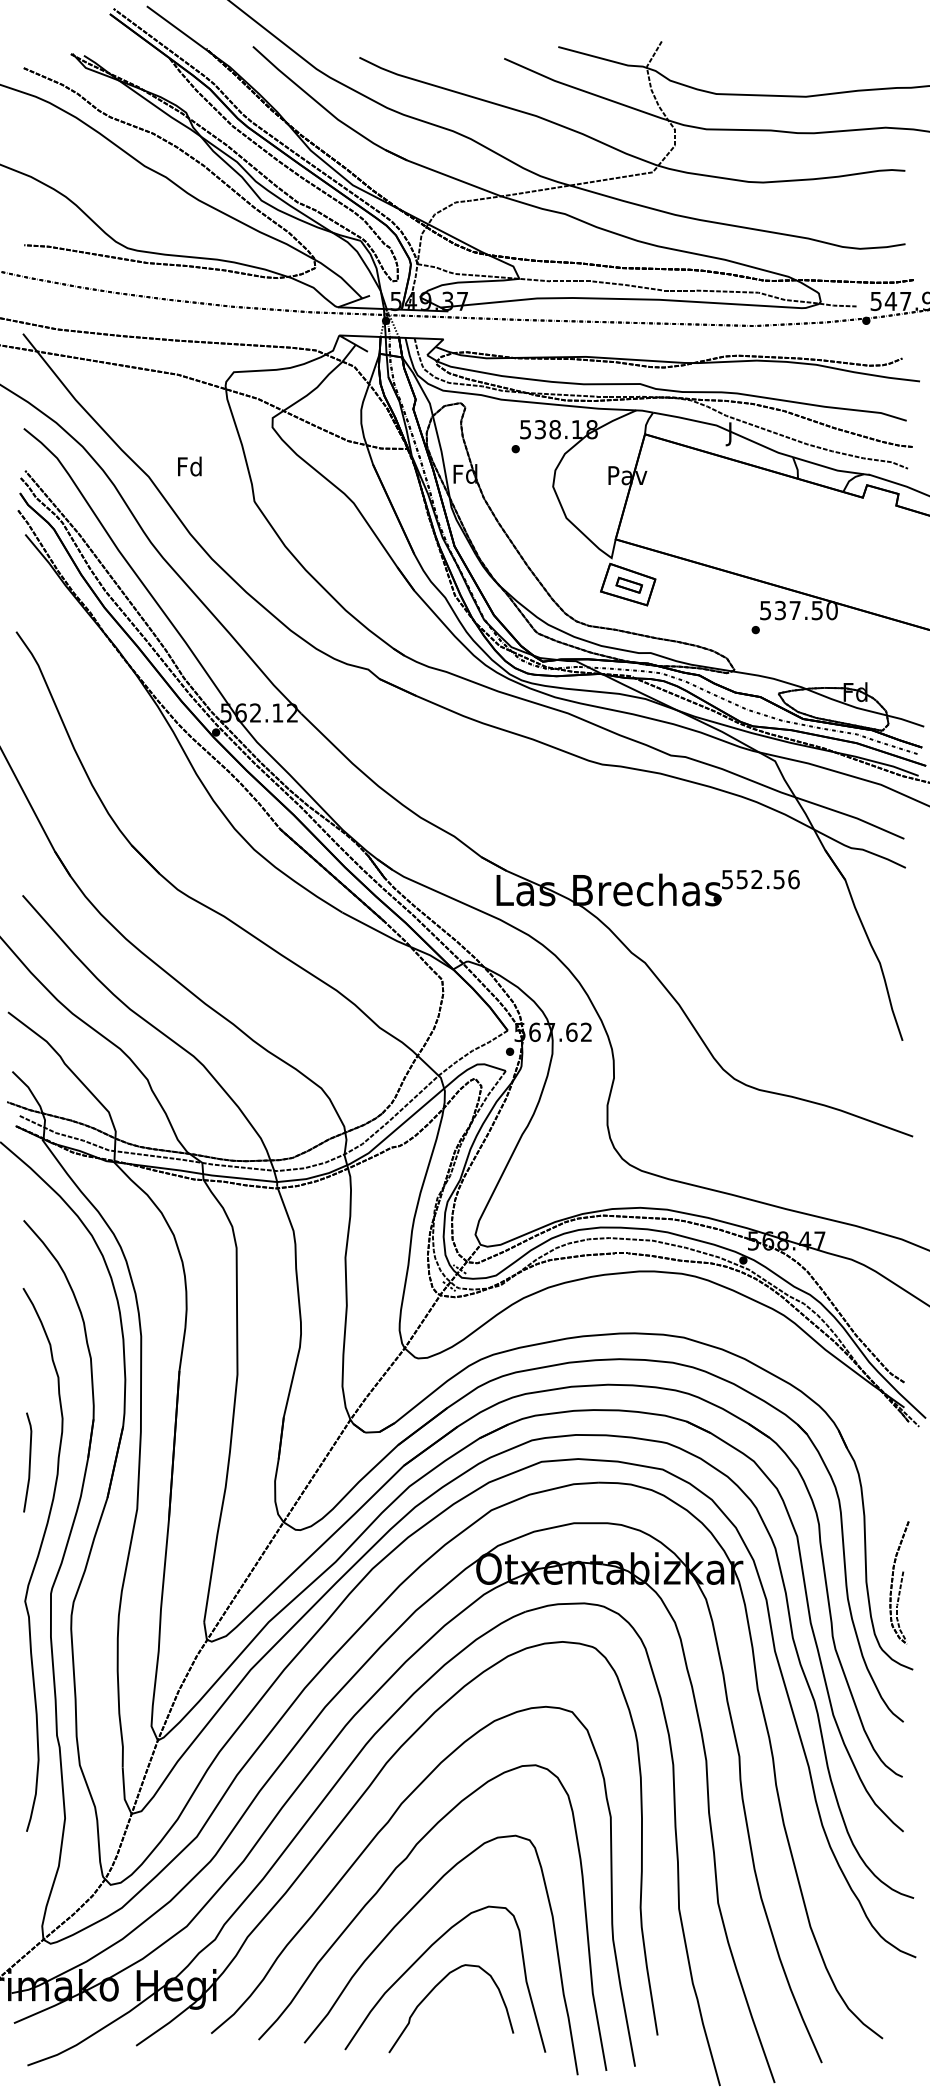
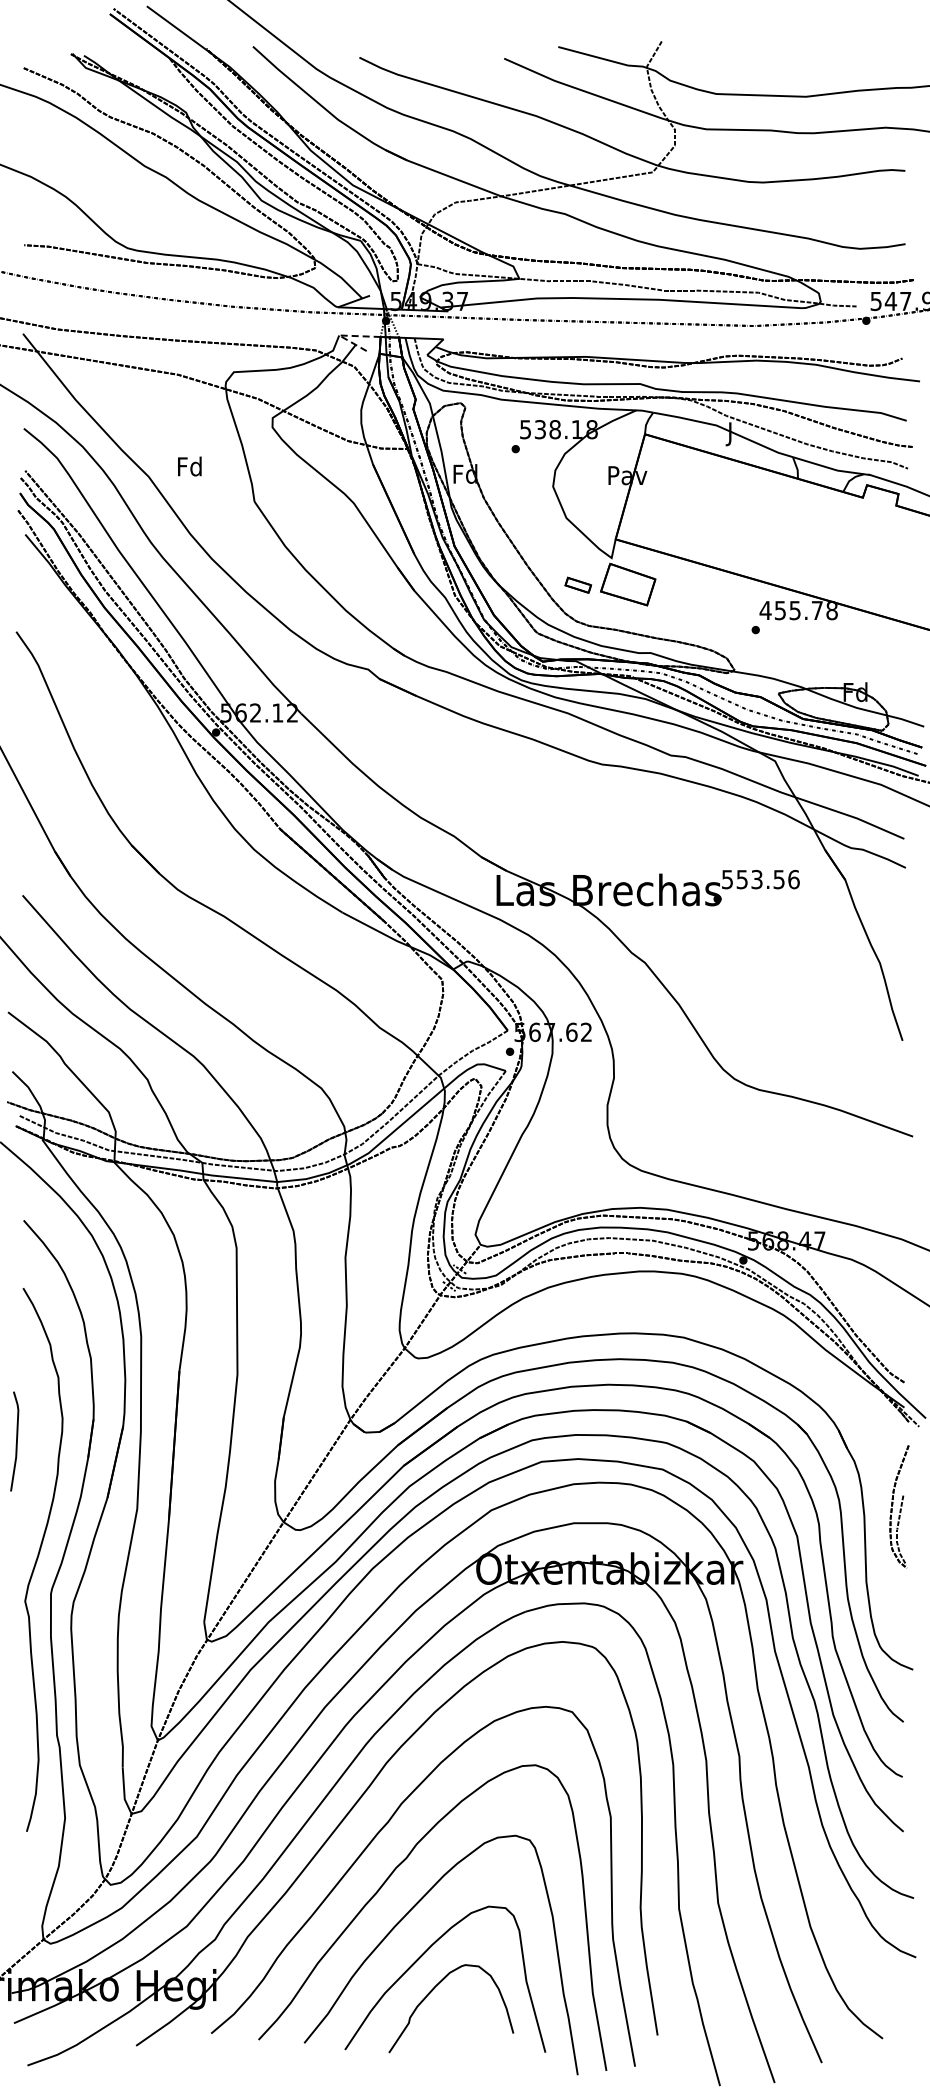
line: solid -> dashed (343, 335)
part position: (629, 584) -> (578, 584) (578, 584)
text: 537.50 -> 455.78 (798, 610)
text: 552.56 -> 553.56 (756, 879)
line position: (29, 1462) -> (16, 1441) (16, 1441)
part position: (899, 1582) -> (899, 1506) (899, 1506)
